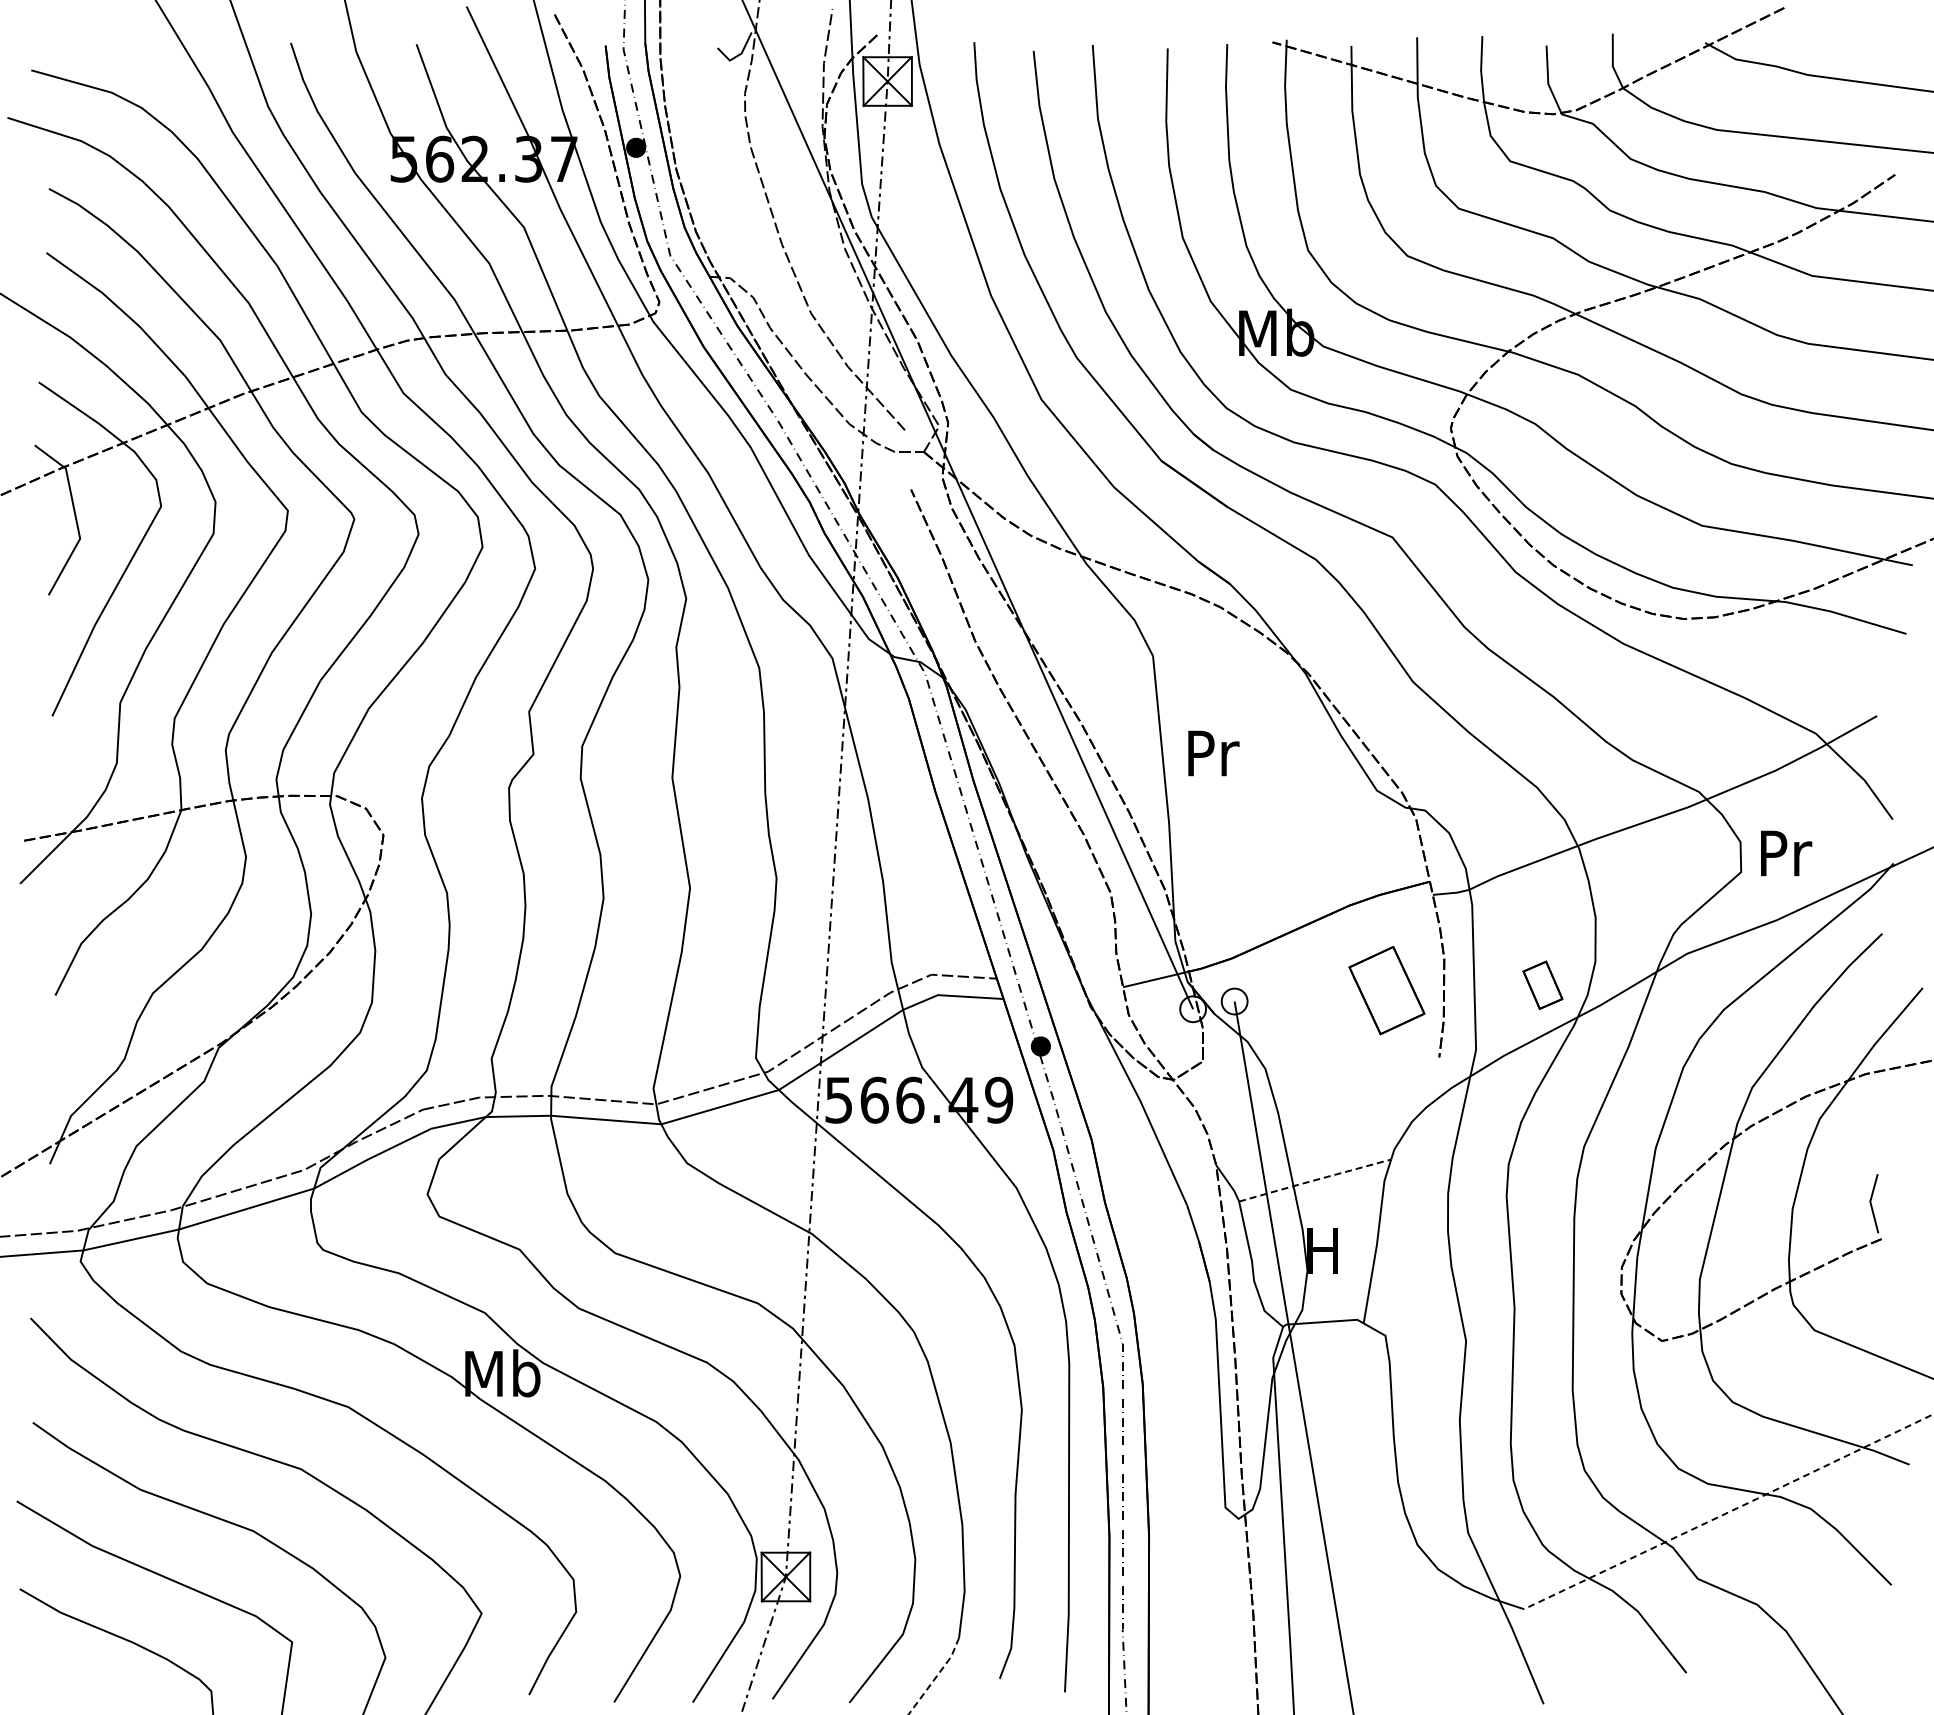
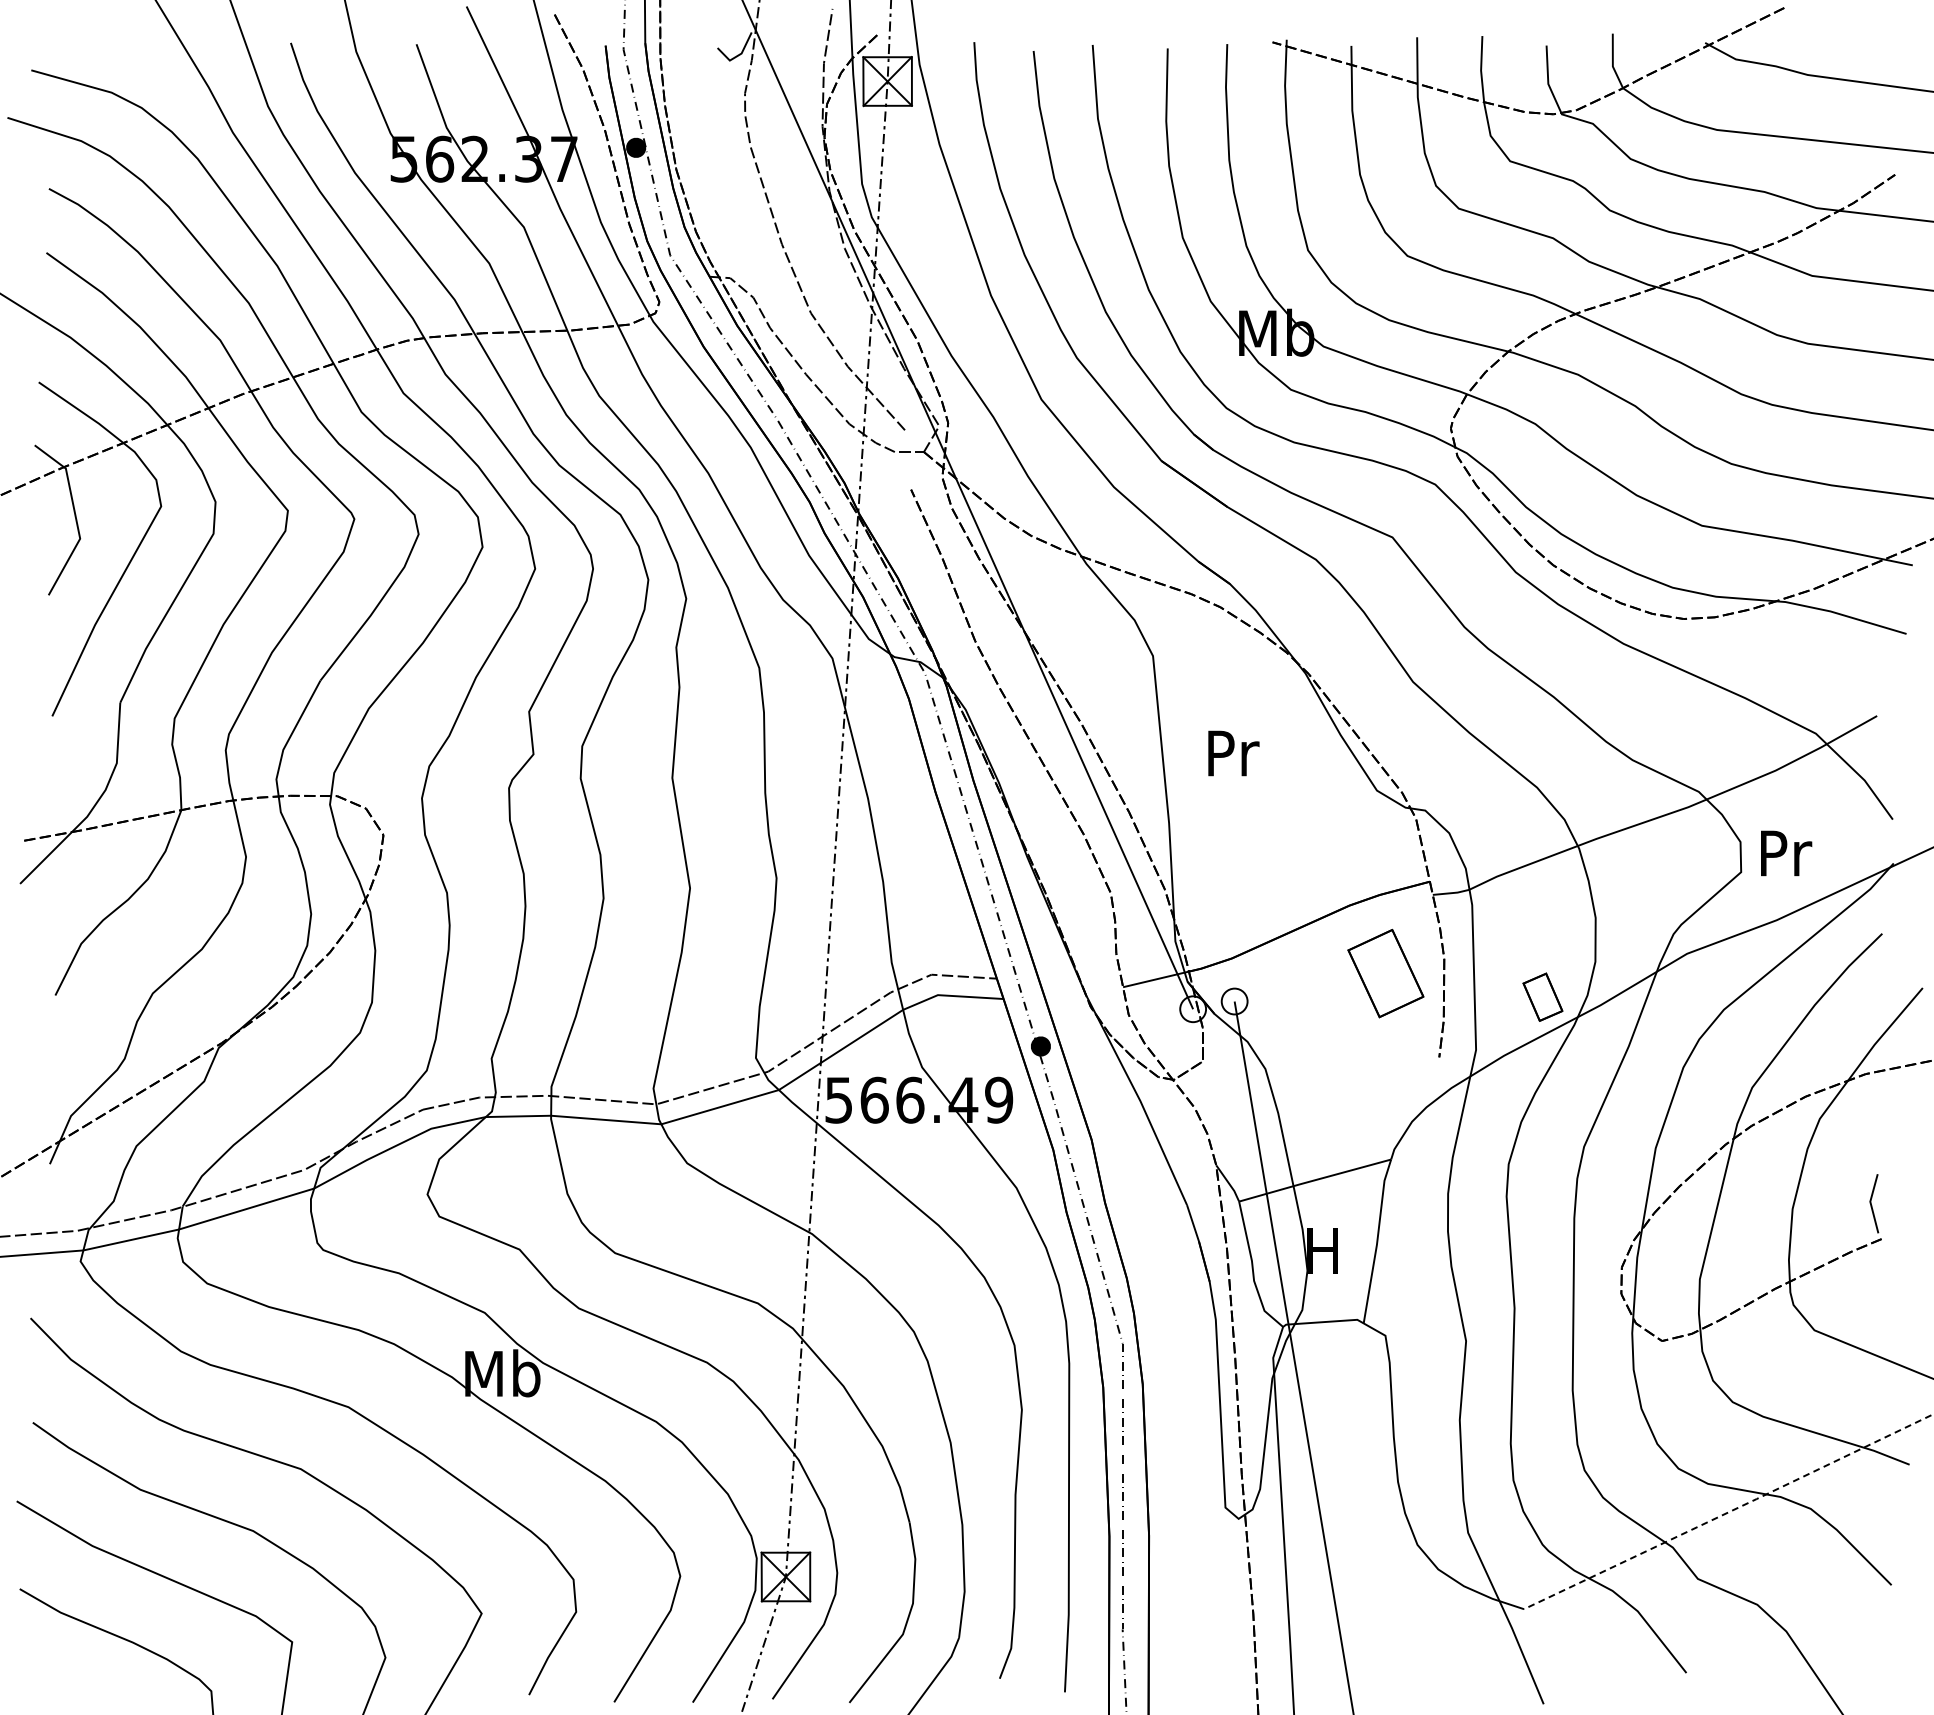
text position: (1213, 753) -> (1233, 753) (1233, 753)
part position: (1542, 984) -> (1542, 996) (1542, 996)
part position: (1386, 990) -> (1385, 973) (1385, 973)
line: dashed -> solid (1314, 1180)
line: dashed -> solid (936, 1677)
